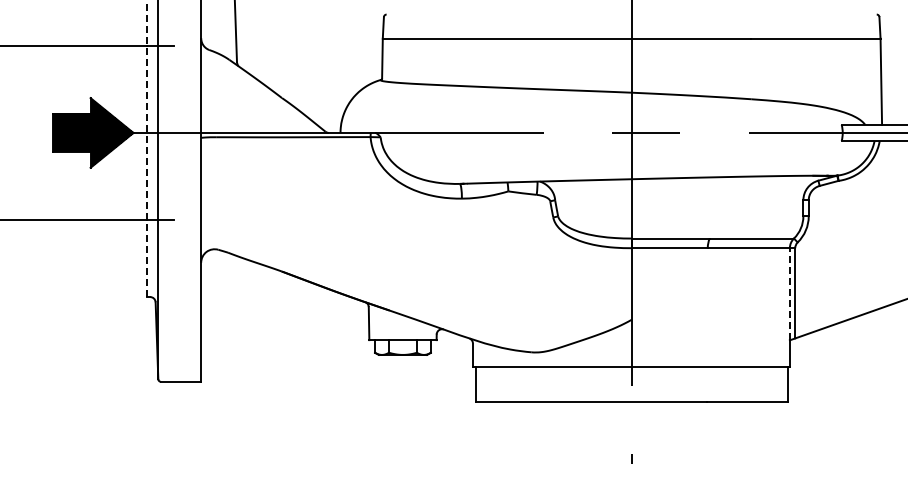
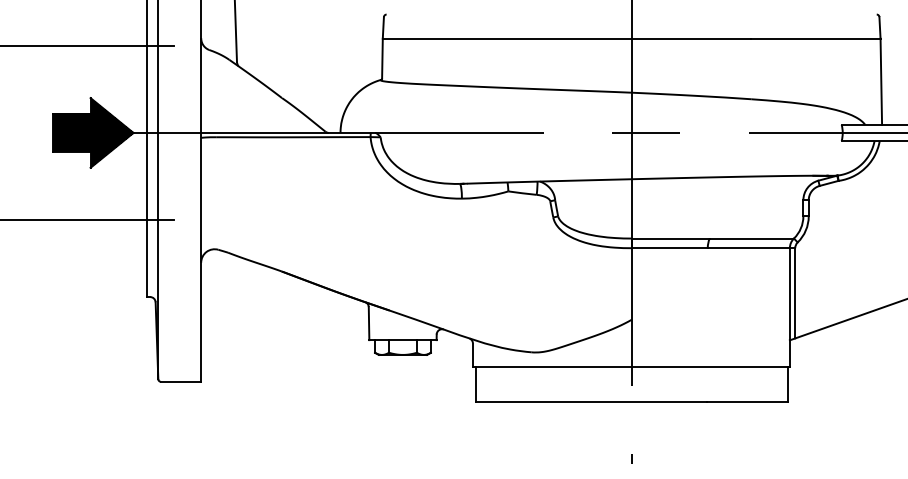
line: dashed -> solid (147, 148)
line: dashed -> solid (789, 293)
